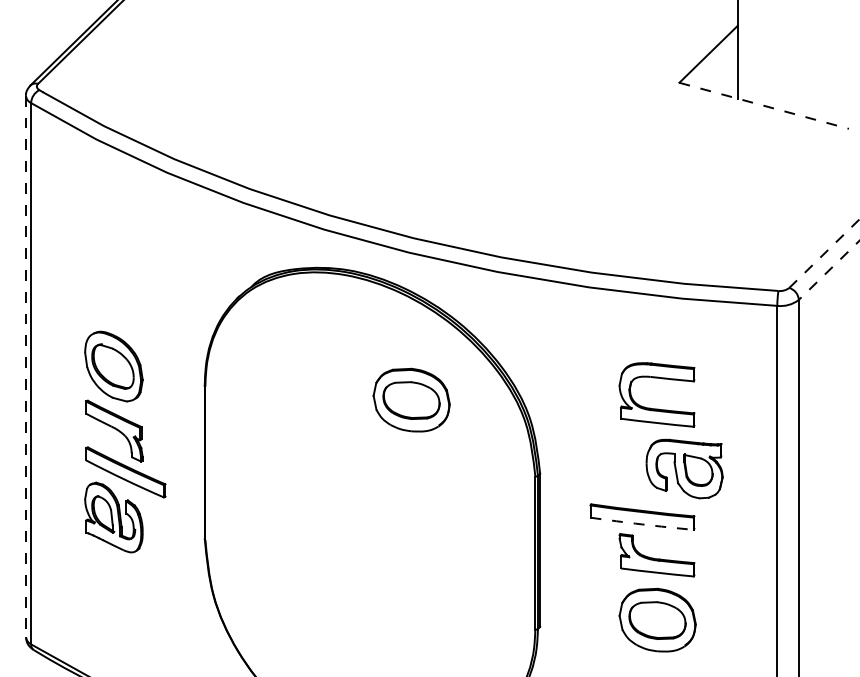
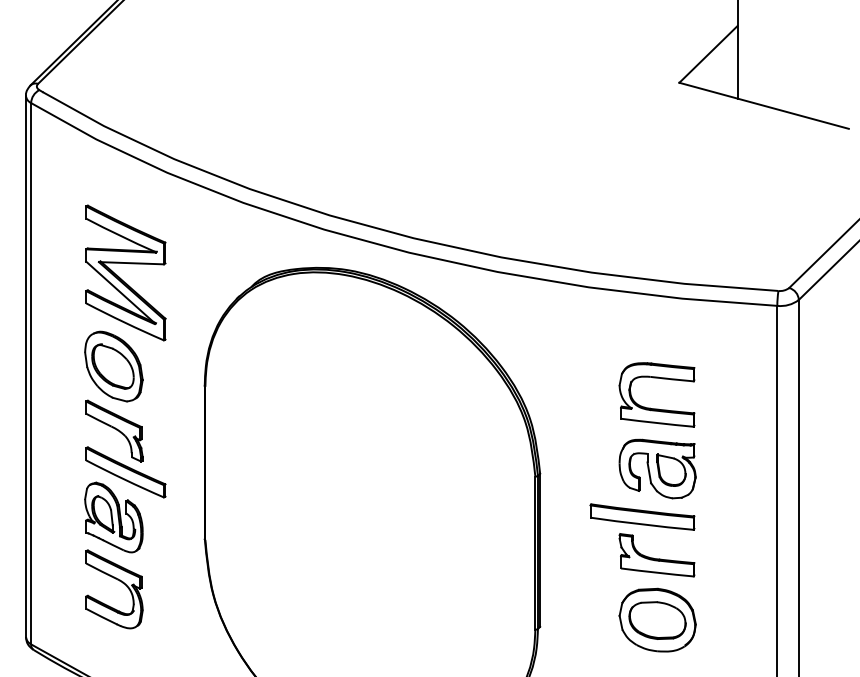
line: dashed -> solid (764, 105)
line: dashed -> solid (824, 253)
line: dashed -> solid (828, 270)
part: none -> present (120, 277)
line: dashed -> solid (25, 366)
part: present -> none (411, 399)
part position: (684, 468) -> (657, 468) (657, 468)
arc: dashed -> solid (642, 524)
part: none -> present (119, 581)
